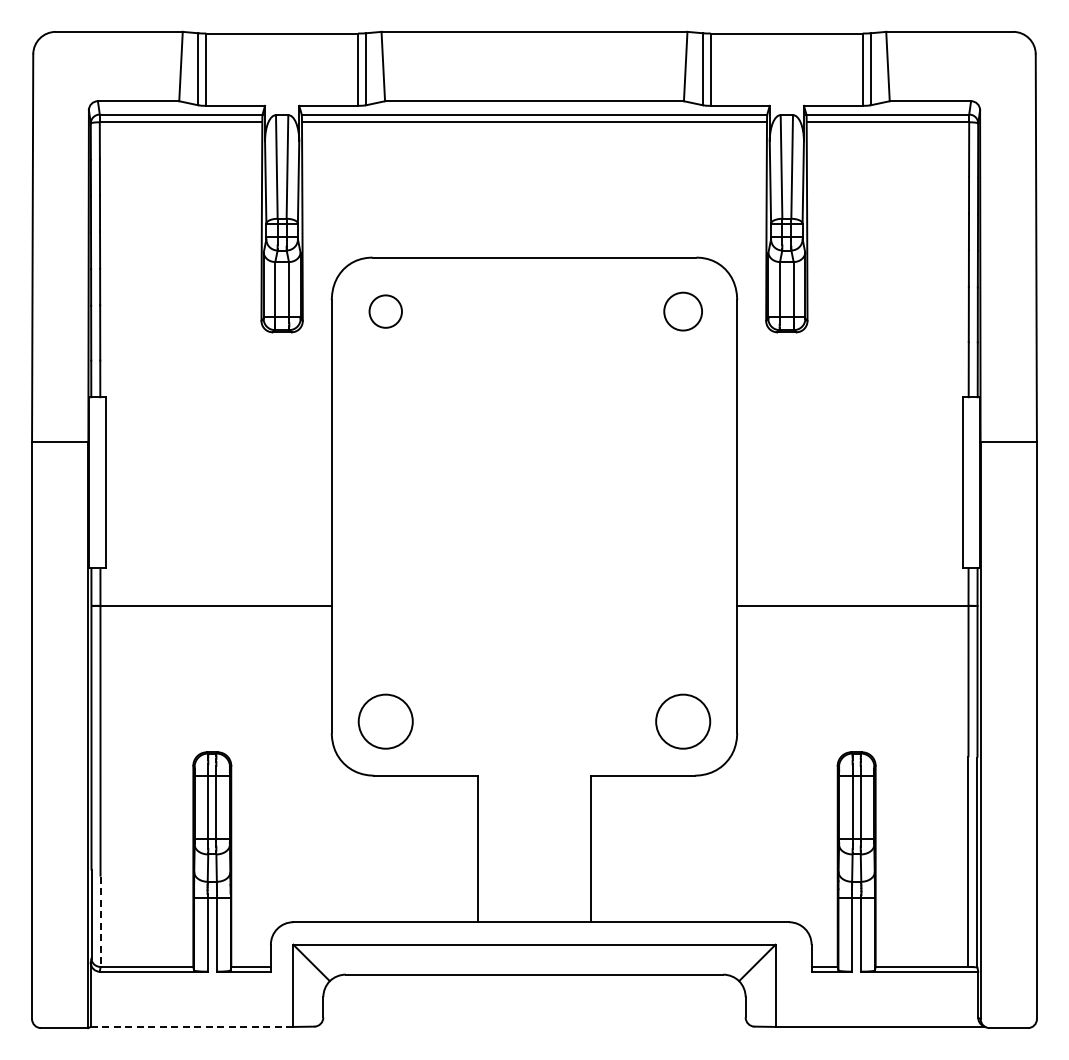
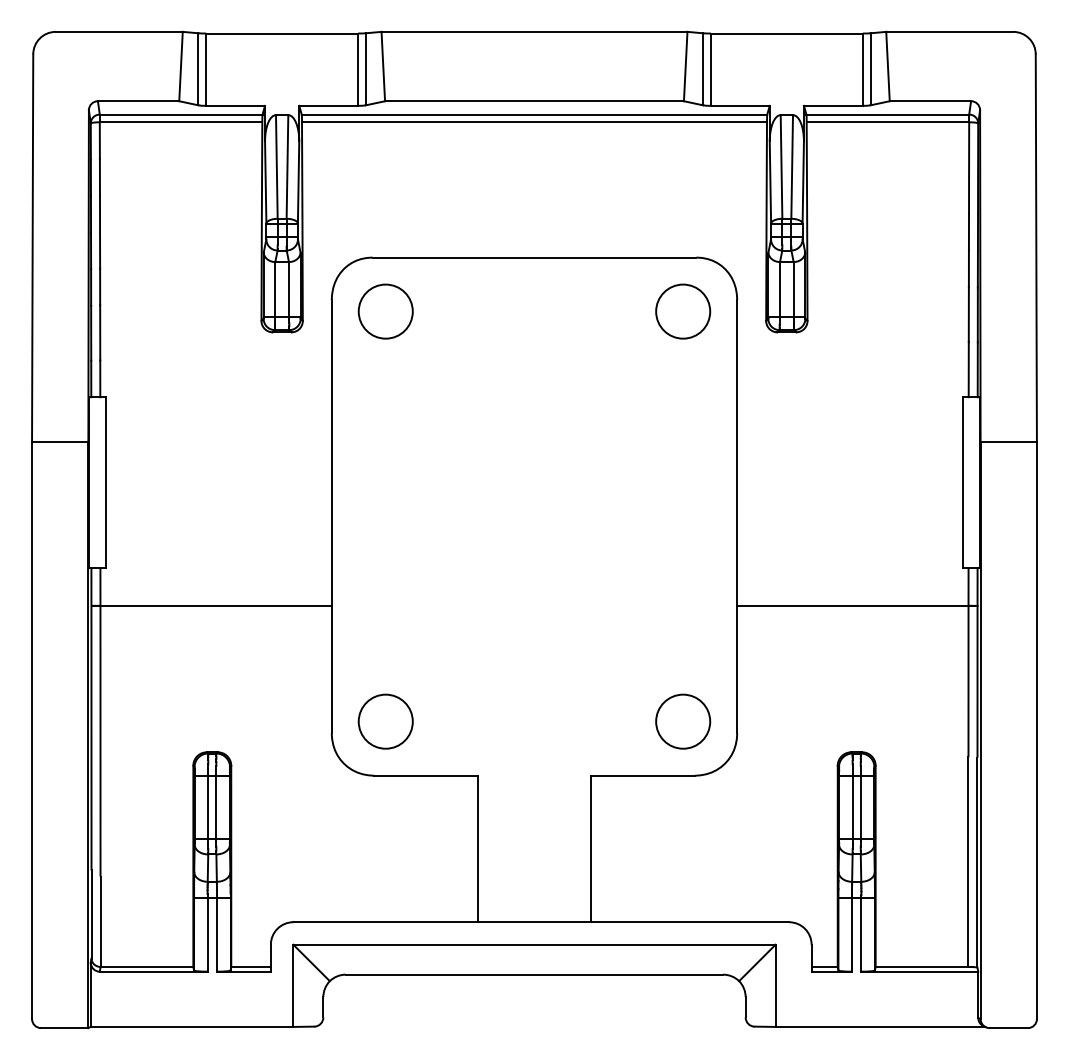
circle diameter: 32 px -> 54 px (385, 311)
circle diameter: 38 px -> 54 px (683, 311)
line: dashed -> solid (100, 922)
line: dashed -> solid (191, 1026)
